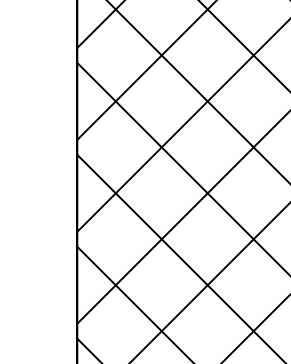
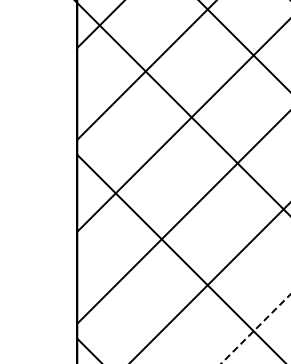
line position: (197, 91) -> (181, 107) (181, 107)
line: present -> none (182, 167)
line: present -> none (134, 303)
line: solid -> dashed (256, 328)
